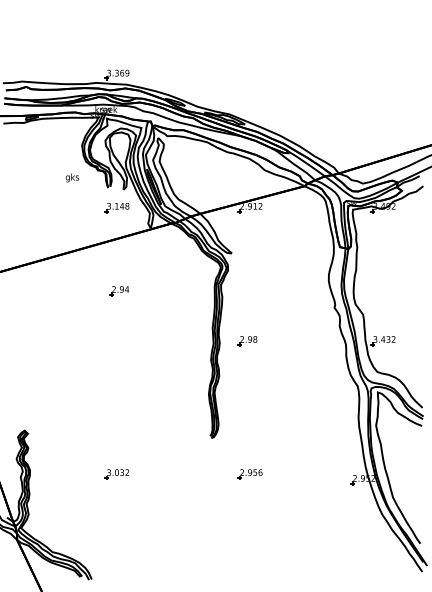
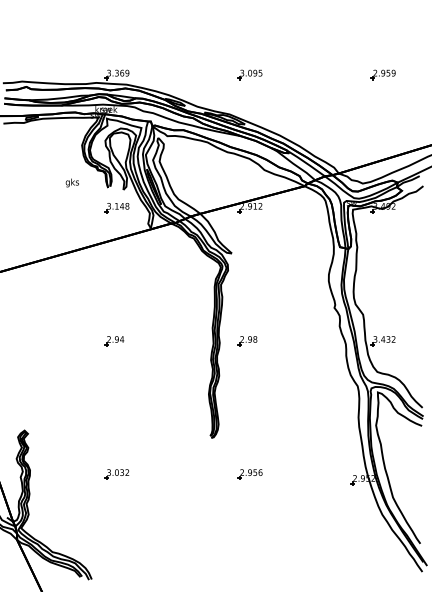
part: none -> present (249, 74)
part: none -> present (382, 74)
text position: (71, 177) -> (71, 182) (71, 182)
part position: (119, 291) -> (114, 341) (114, 341)
